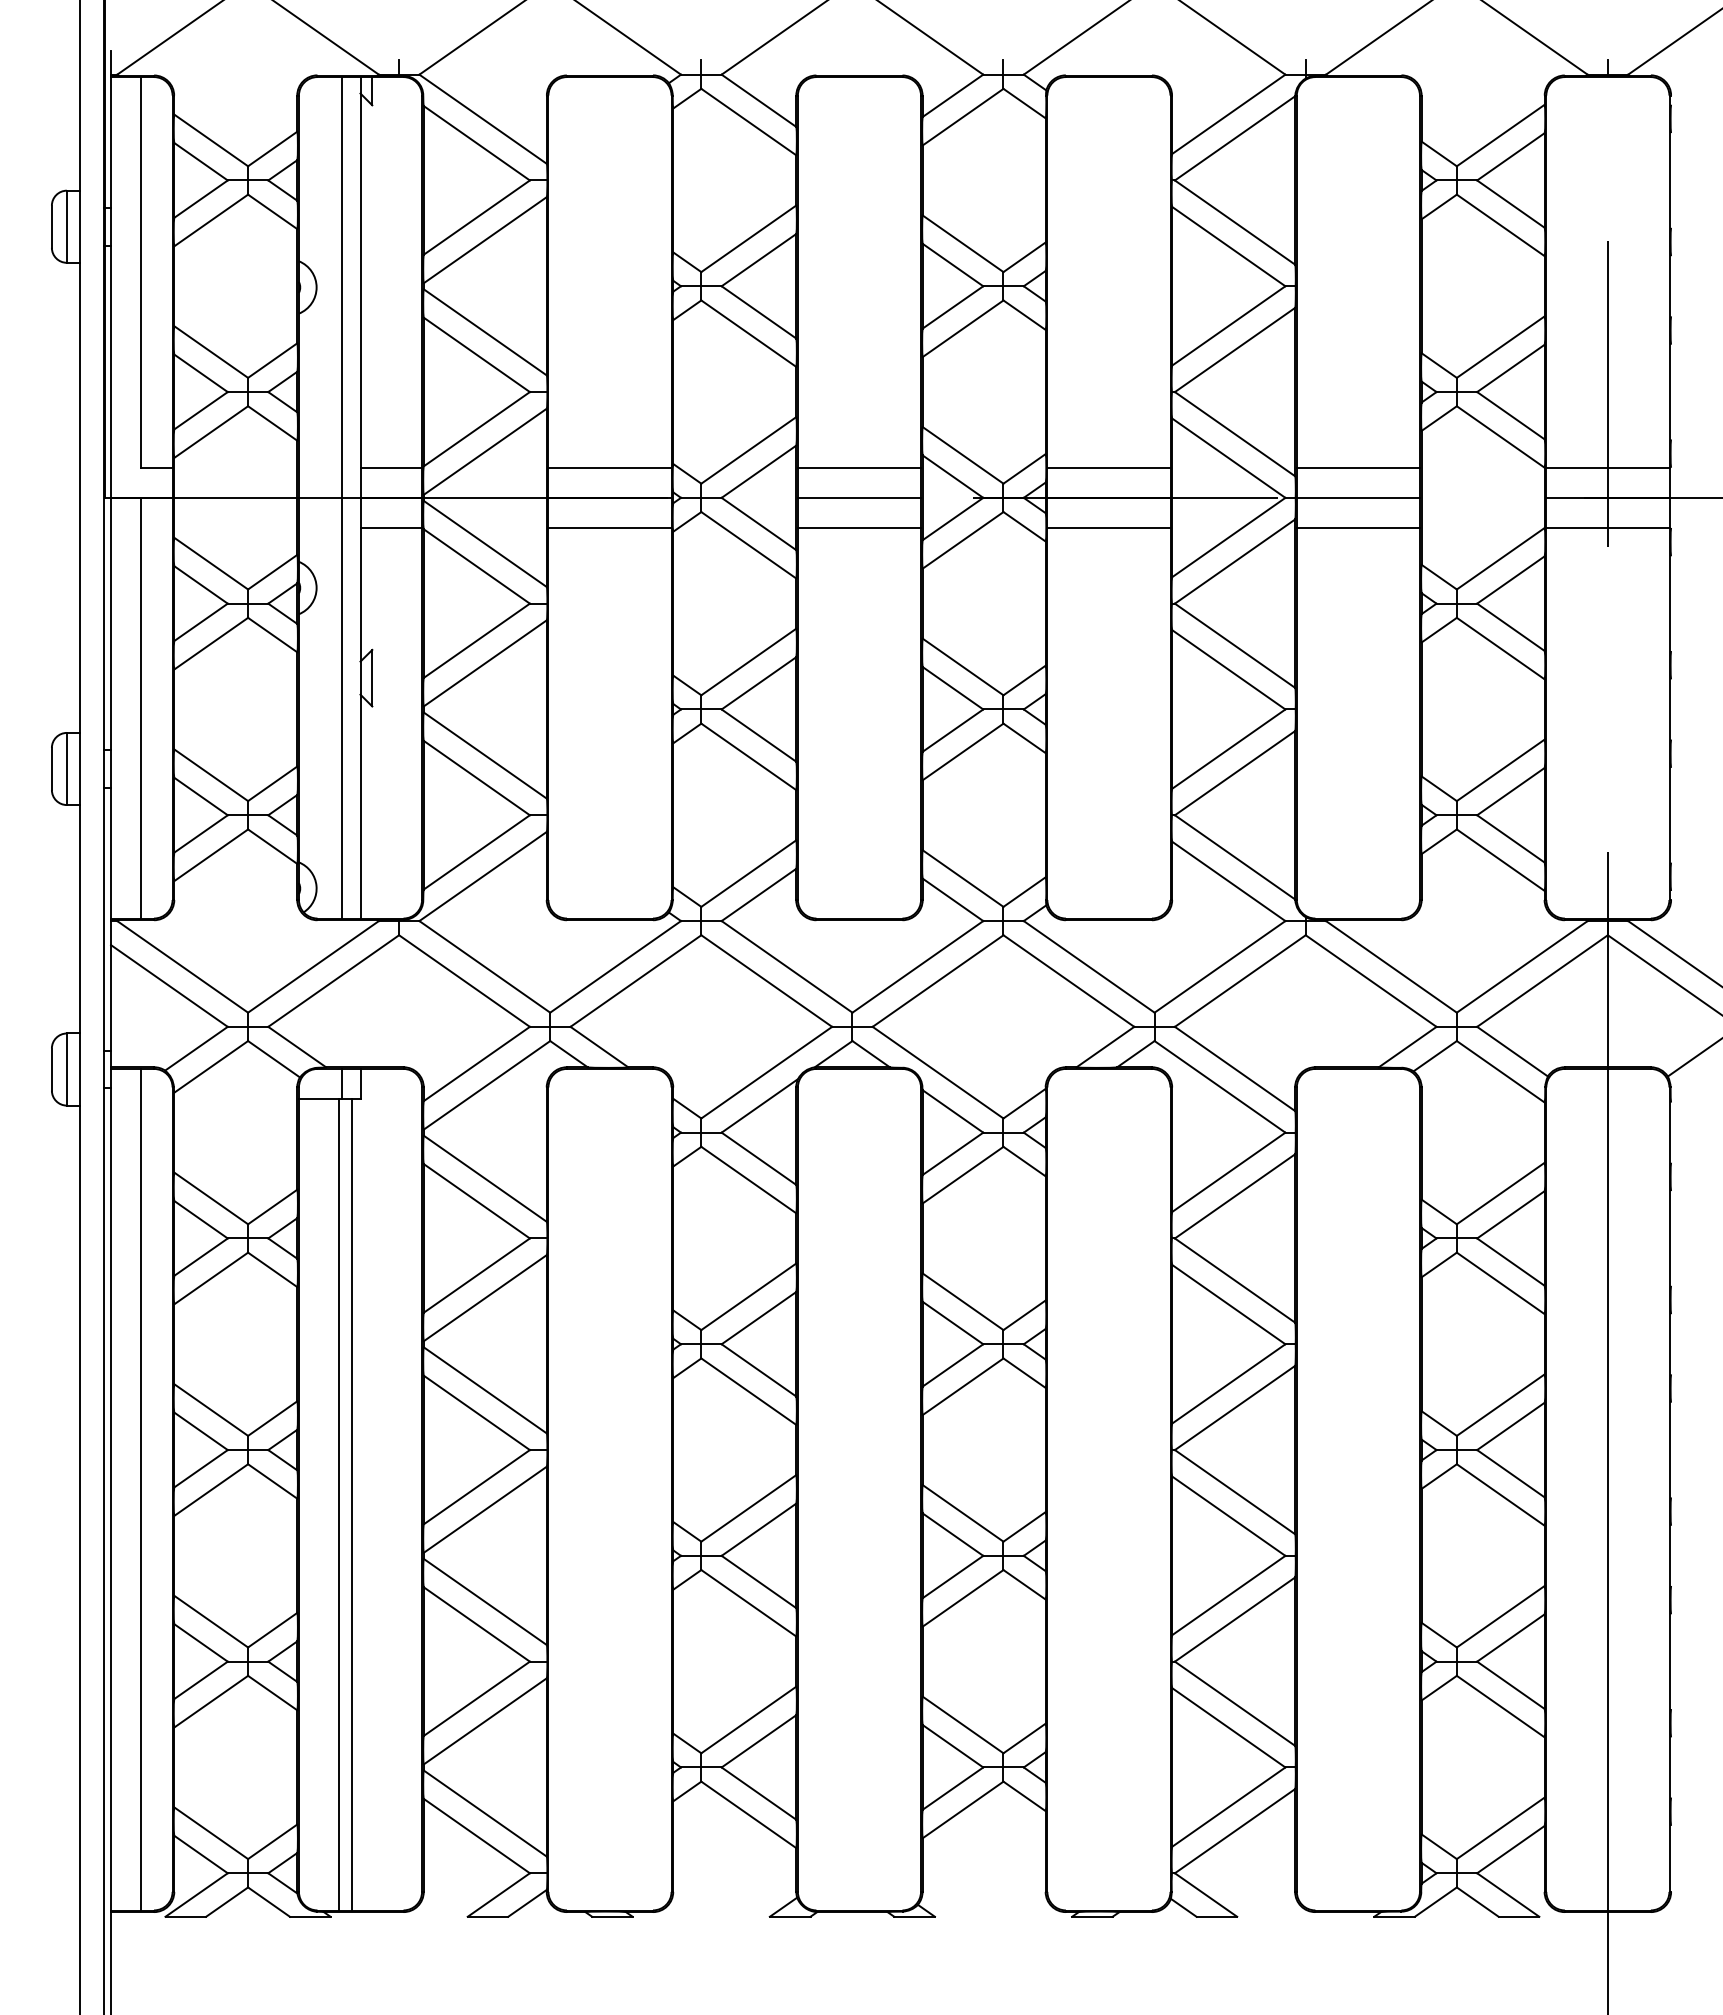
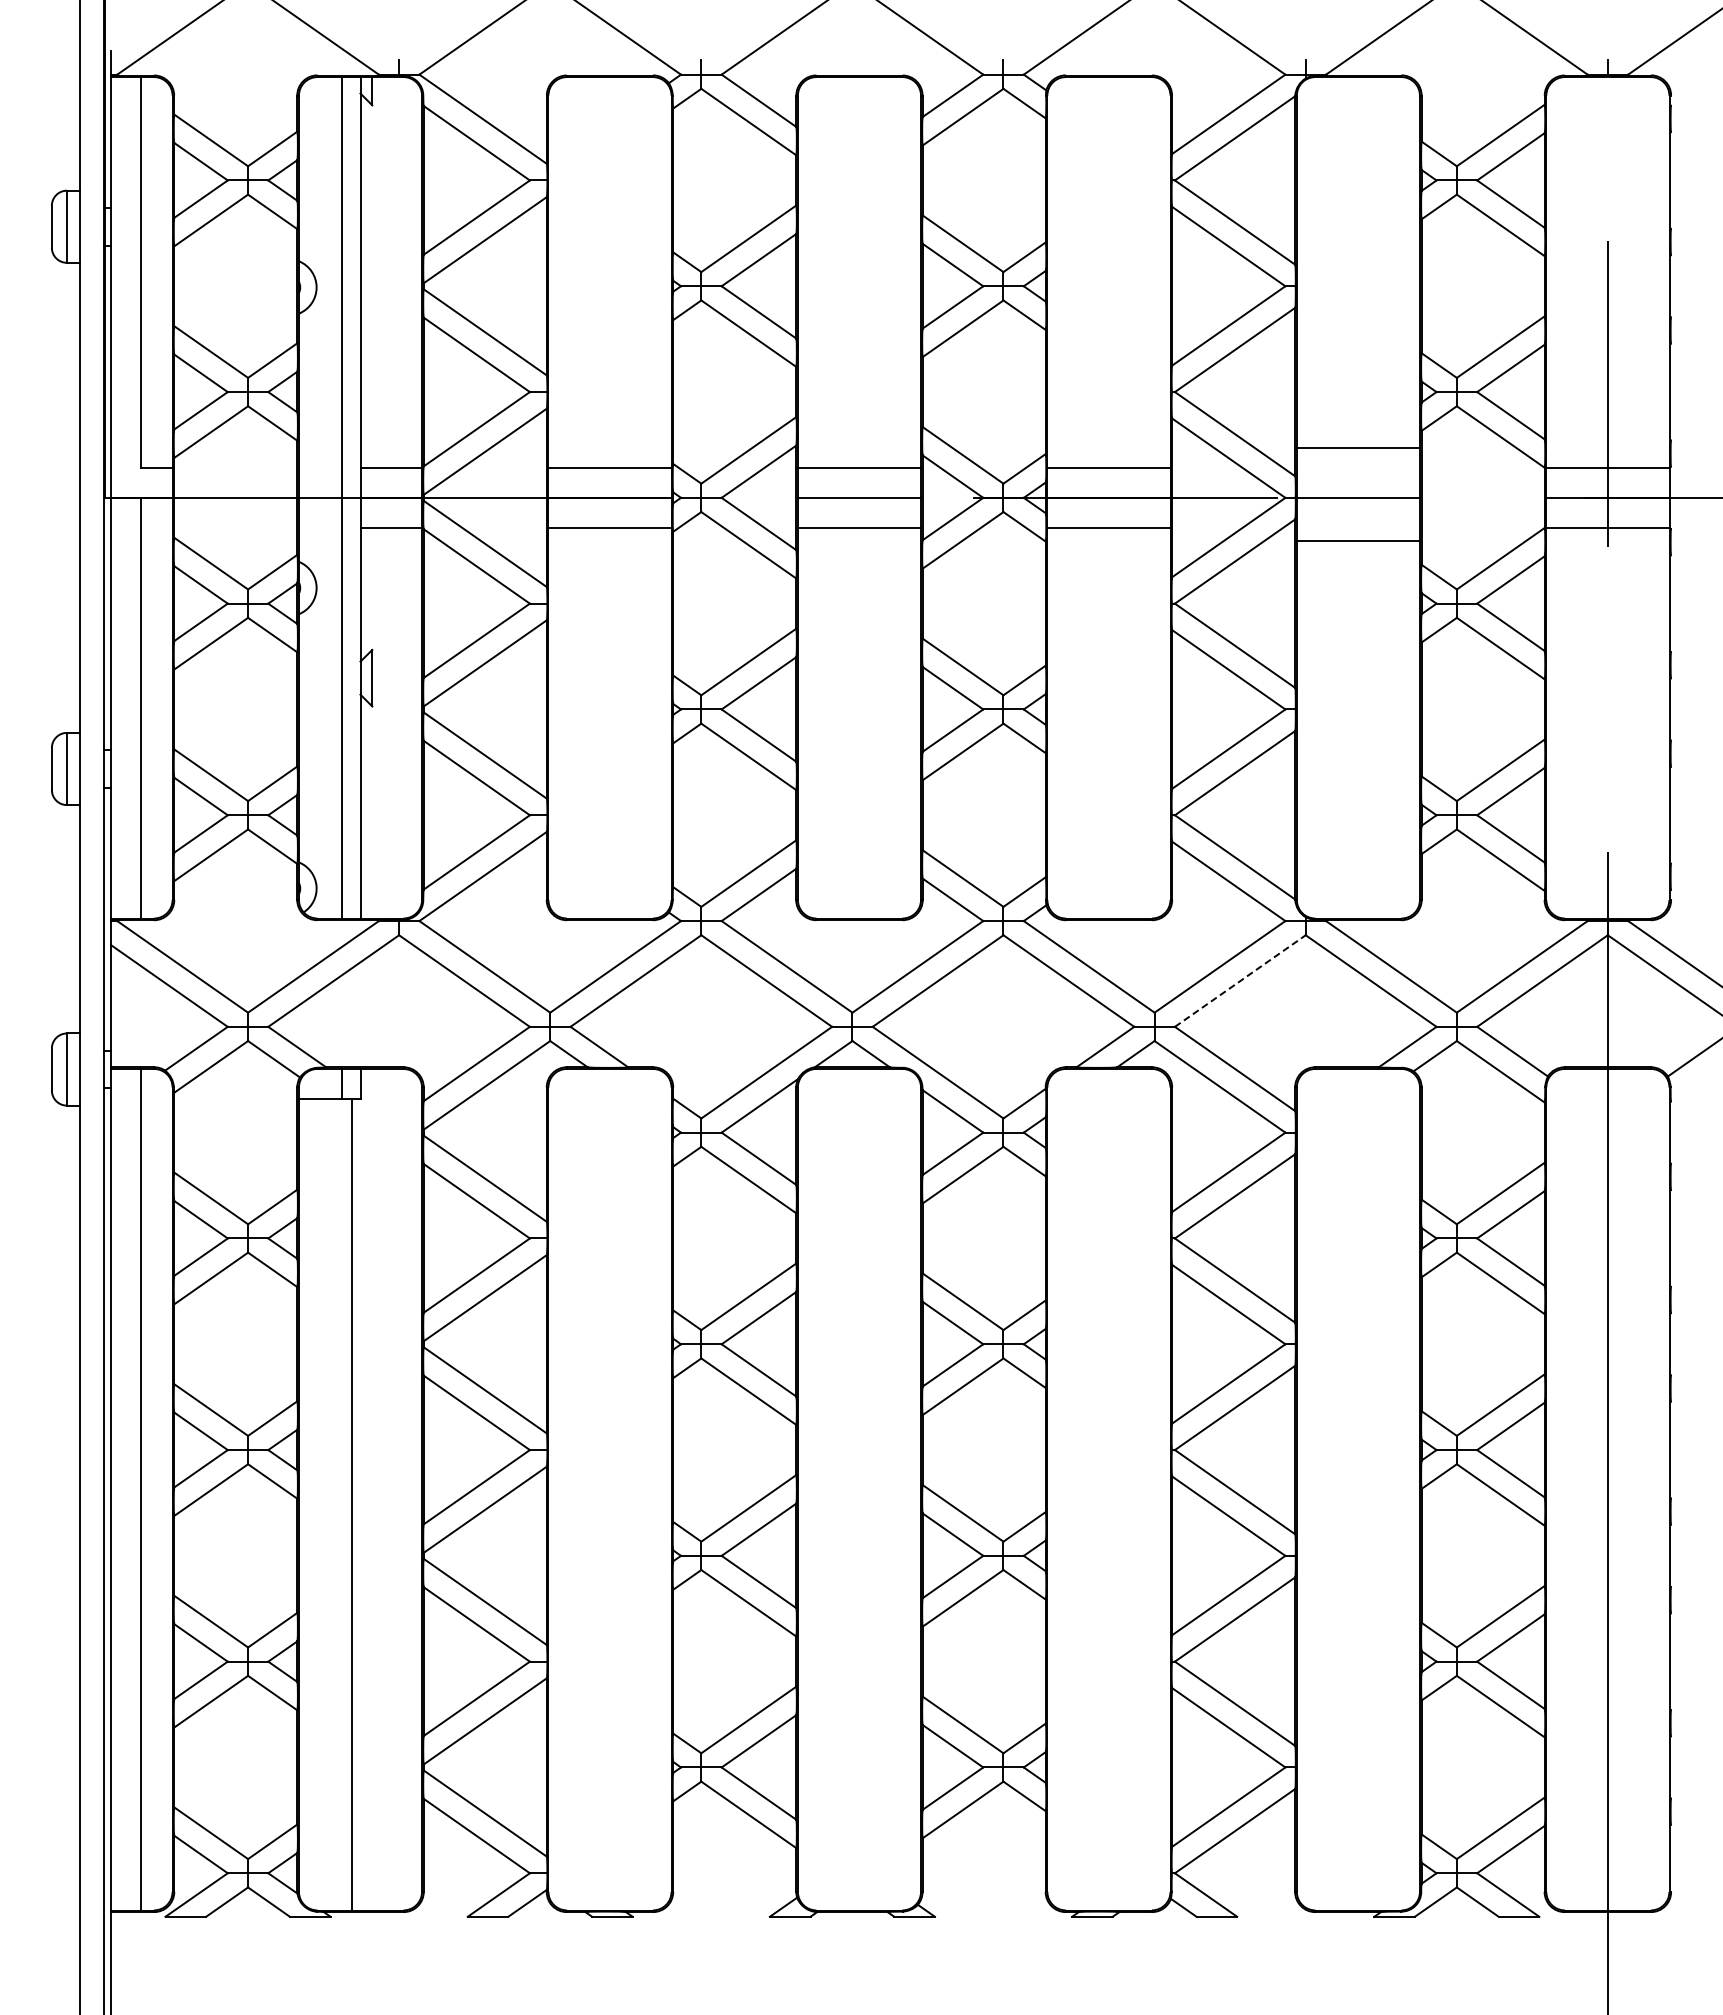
line position: (1358, 467) -> (1358, 447) (1358, 447)
line position: (1358, 527) -> (1358, 540) (1358, 540)
line: solid -> dashed (1240, 981)
line: present -> none (339, 1504)
